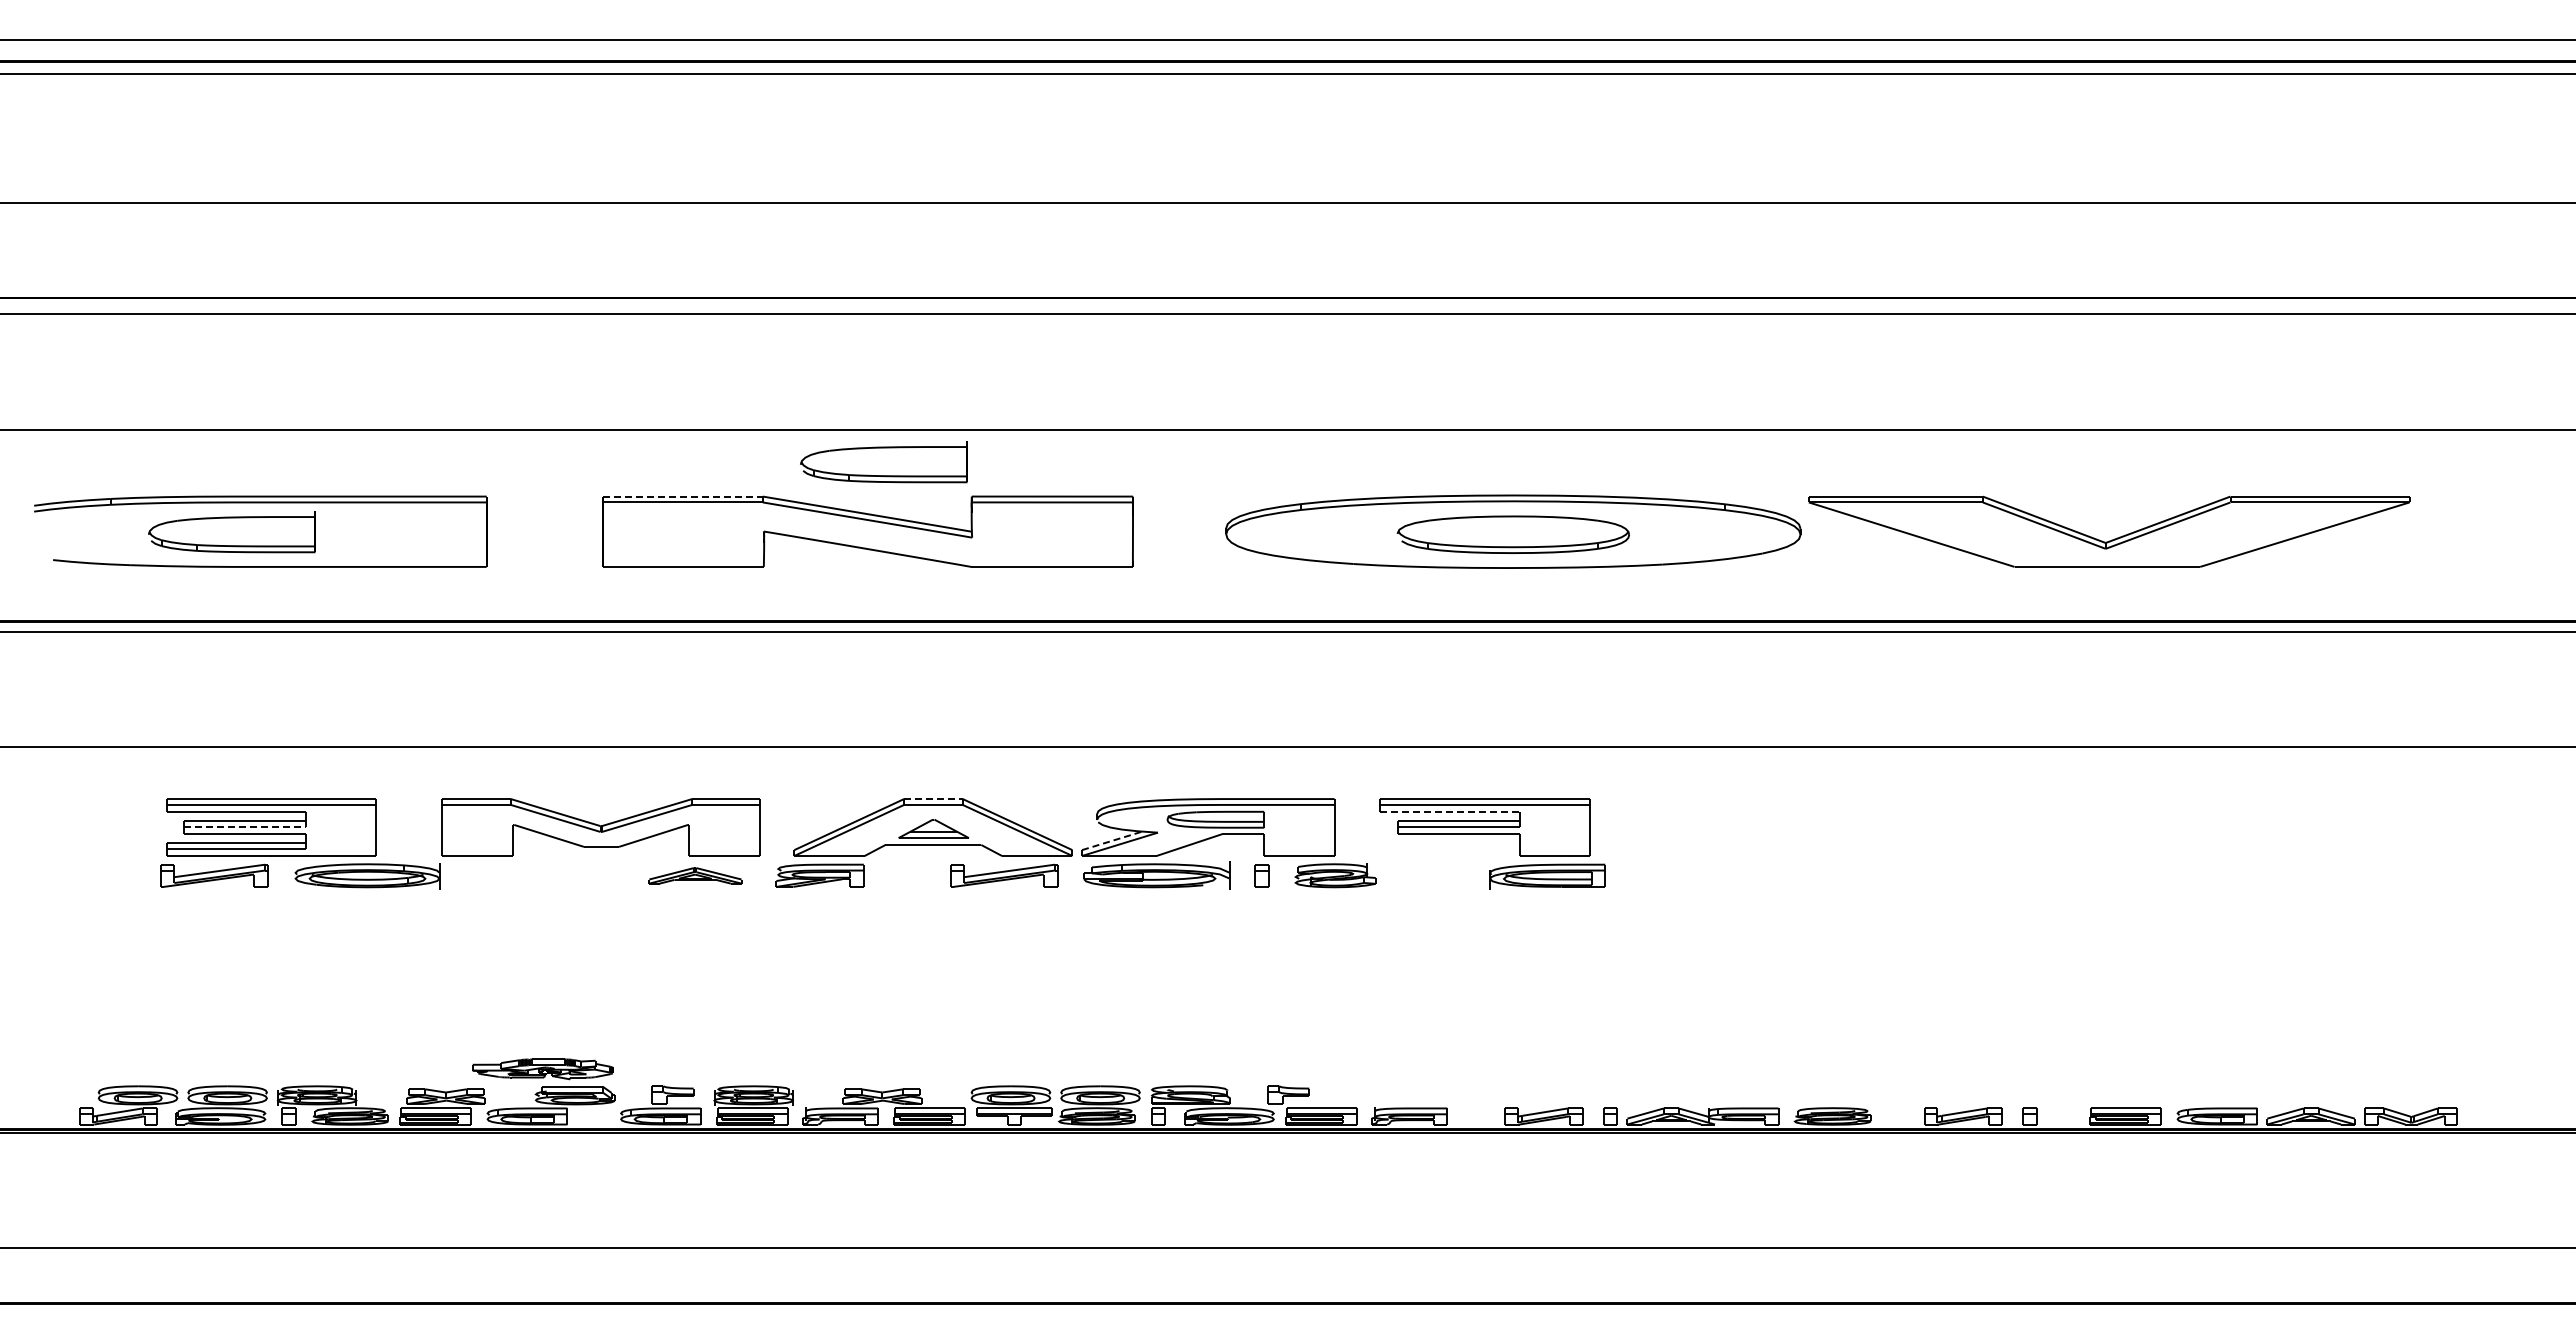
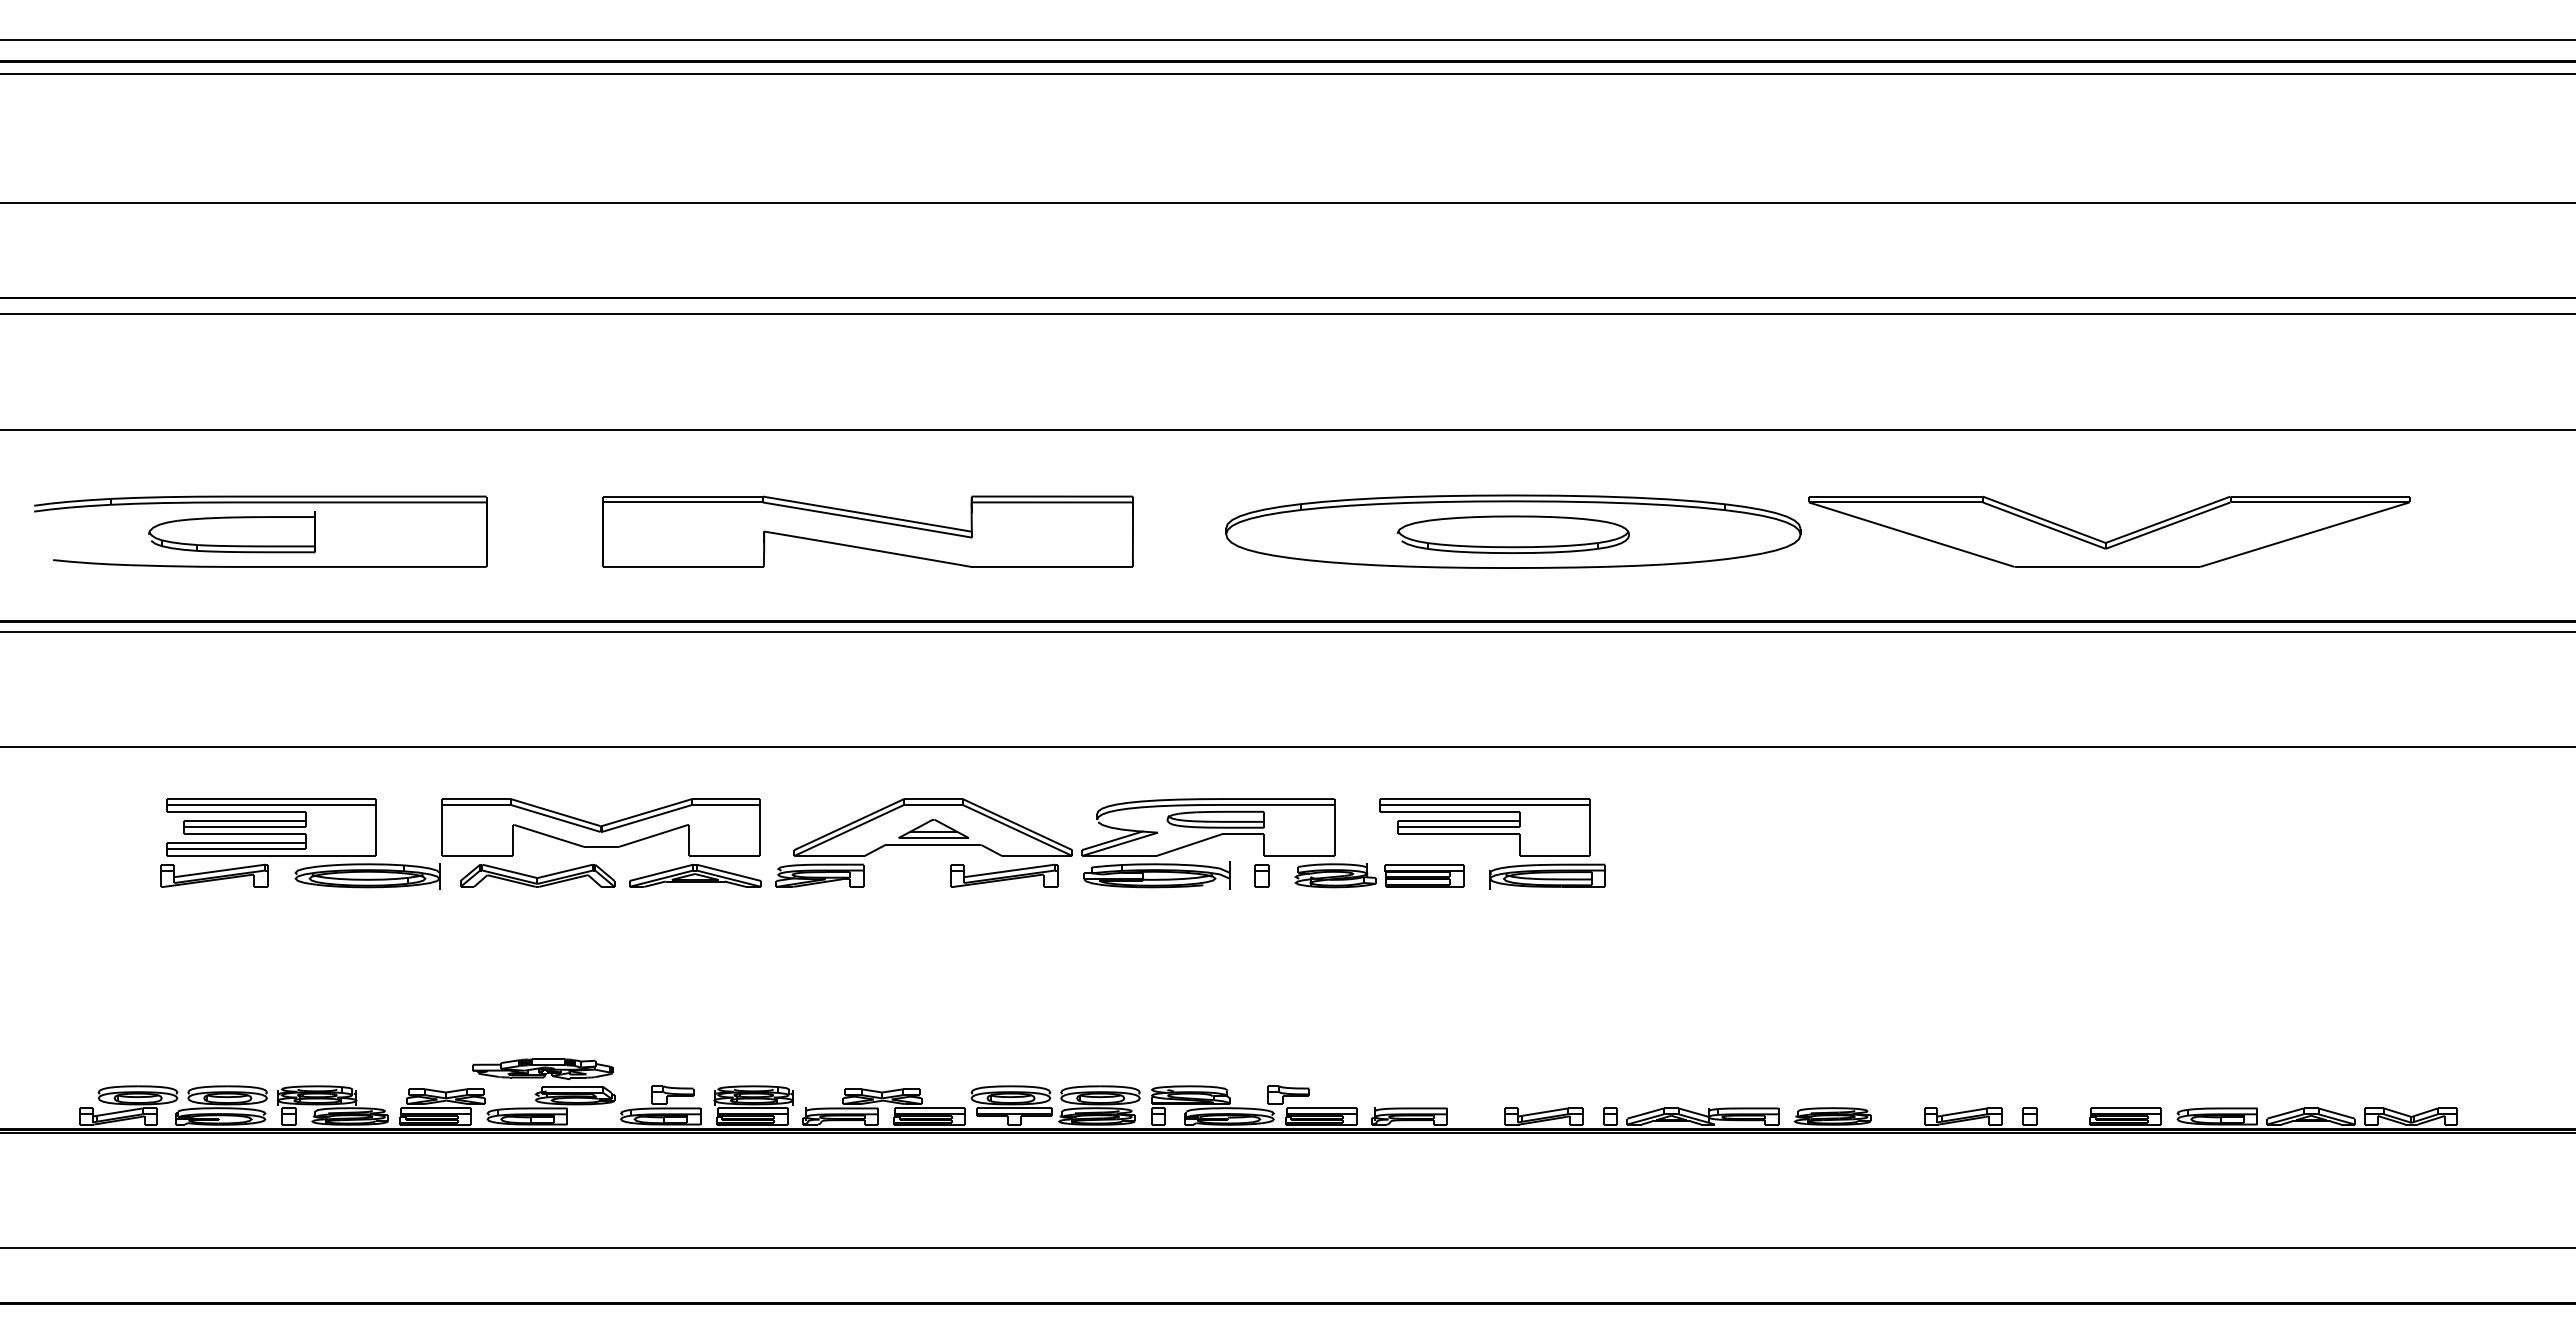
part: present -> none (883, 462)
line: dashed -> solid (683, 496)
line: dashed -> solid (933, 799)
line: dashed -> solid (1449, 811)
line: dashed -> solid (245, 826)
line: dashed -> solid (1113, 840)
part: none -> present (537, 875)
part size: 95x18 px -> 133x24 px (695, 875)
part: none -> present (1424, 875)
